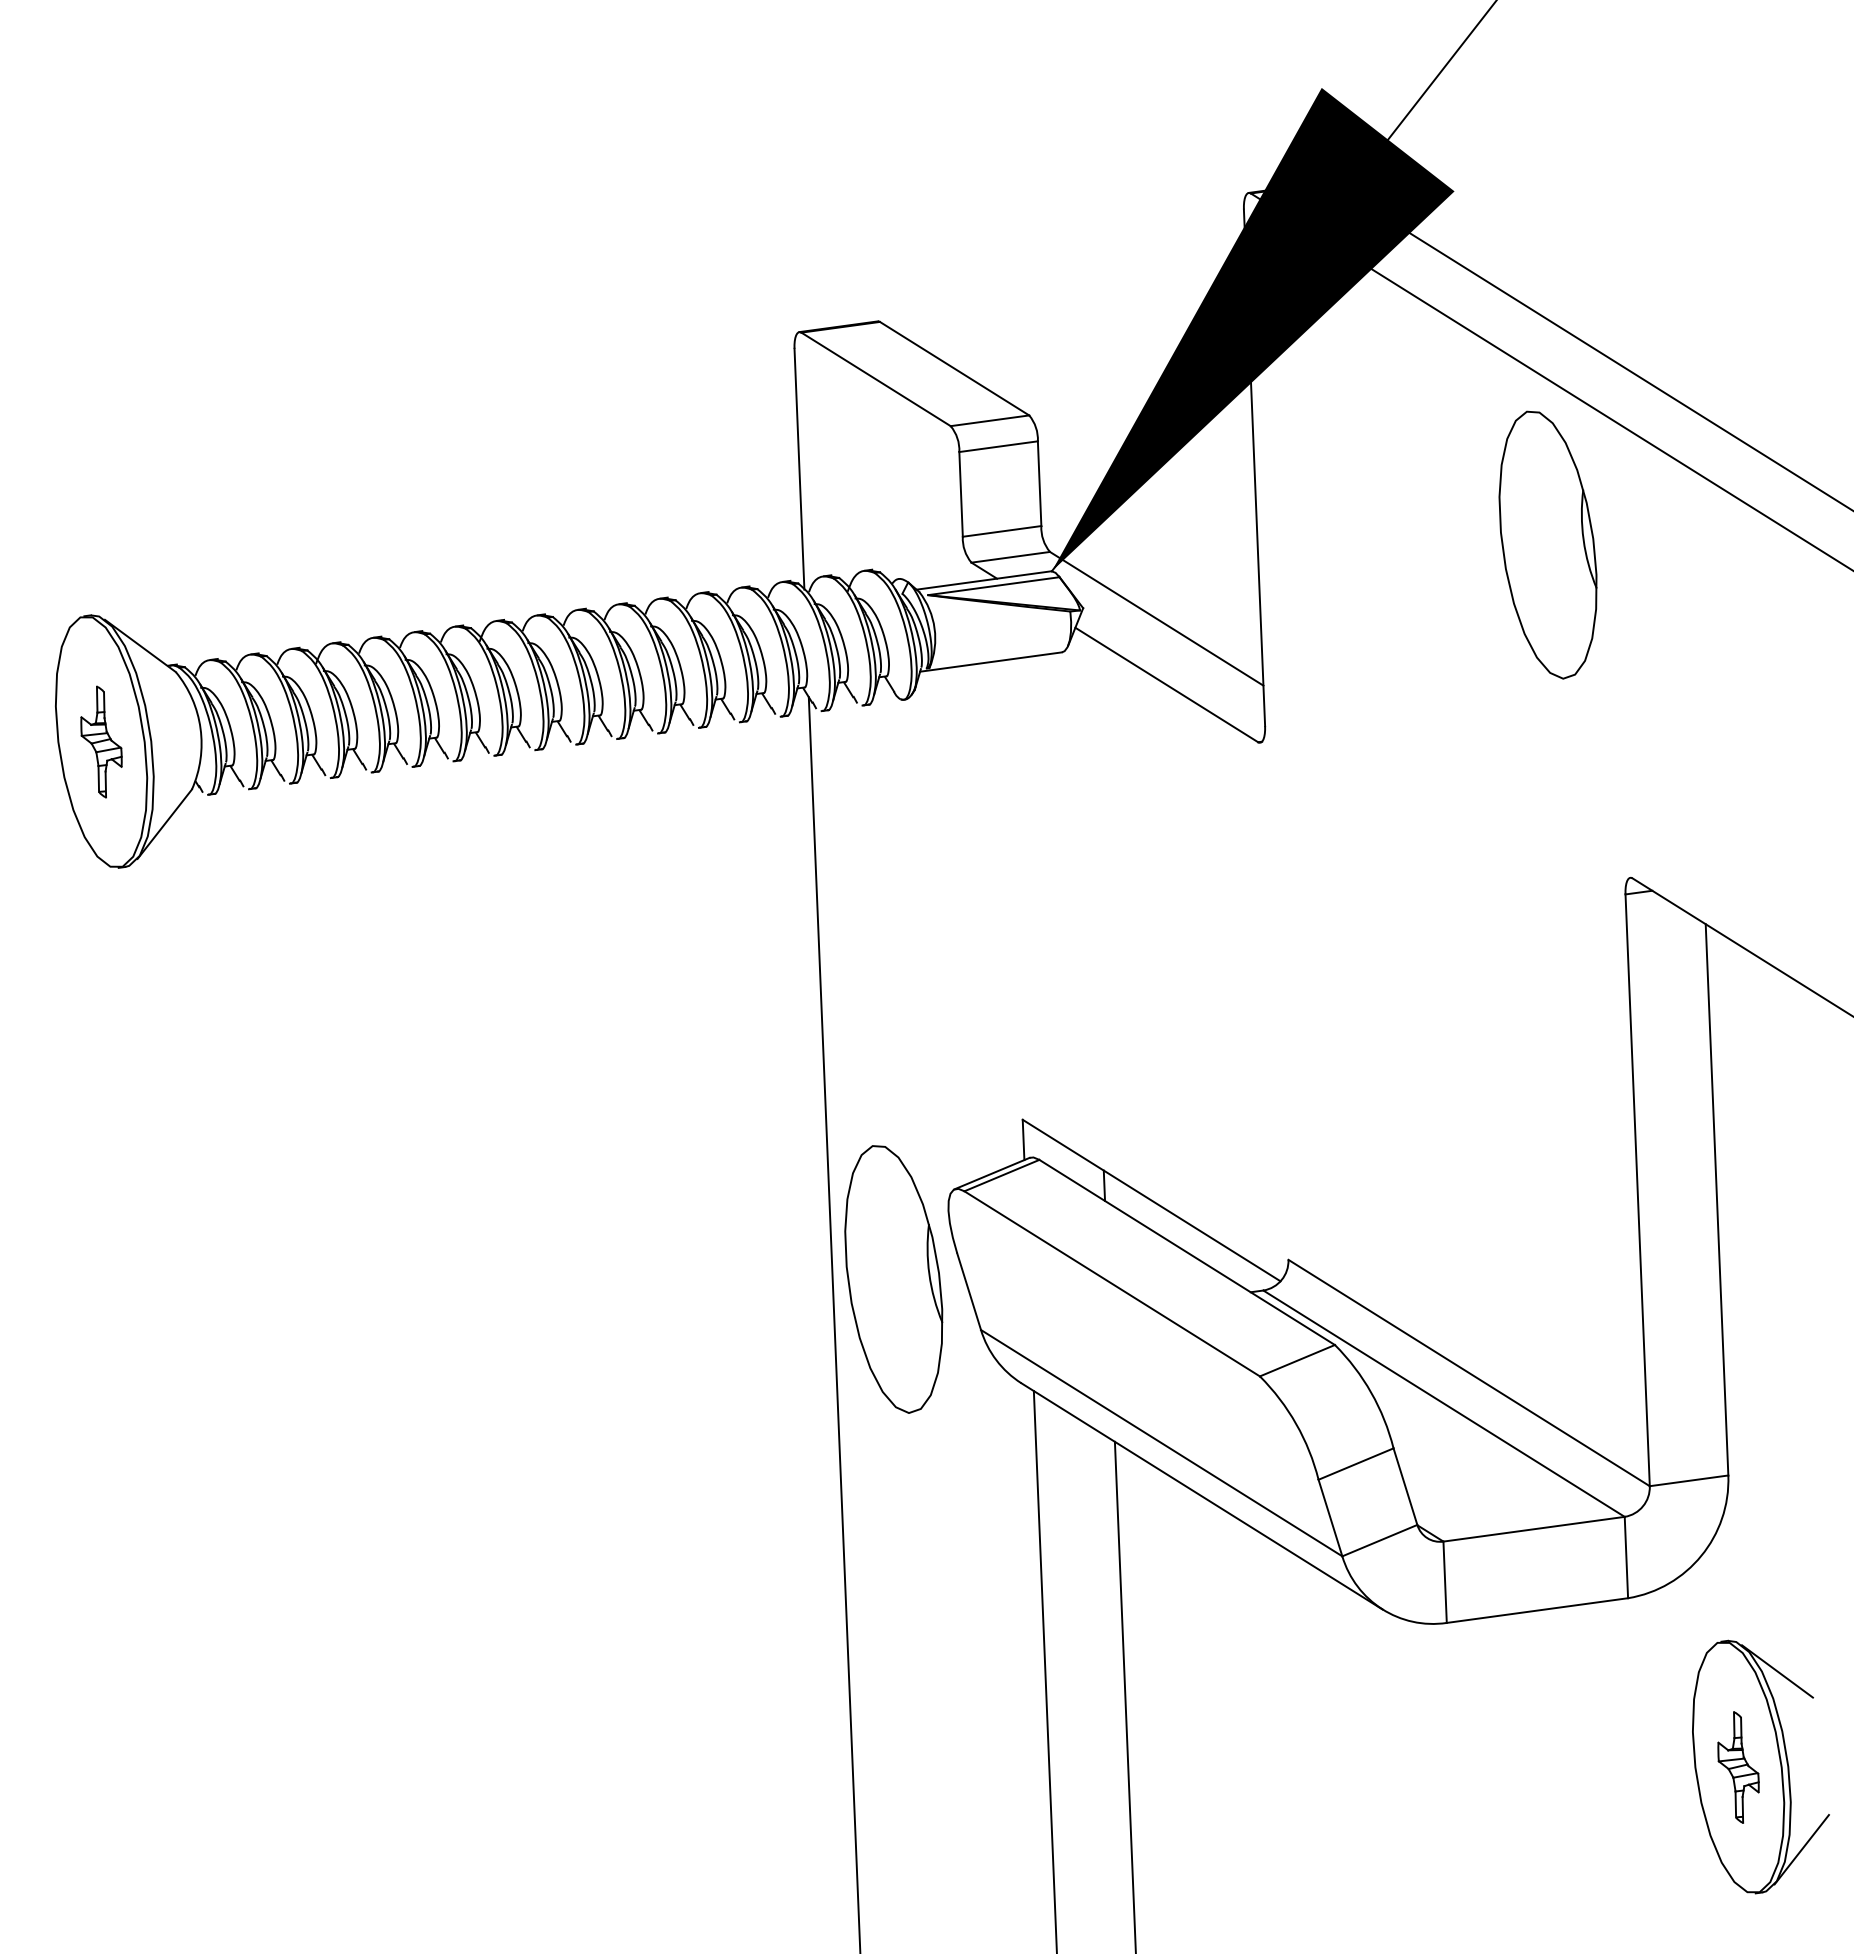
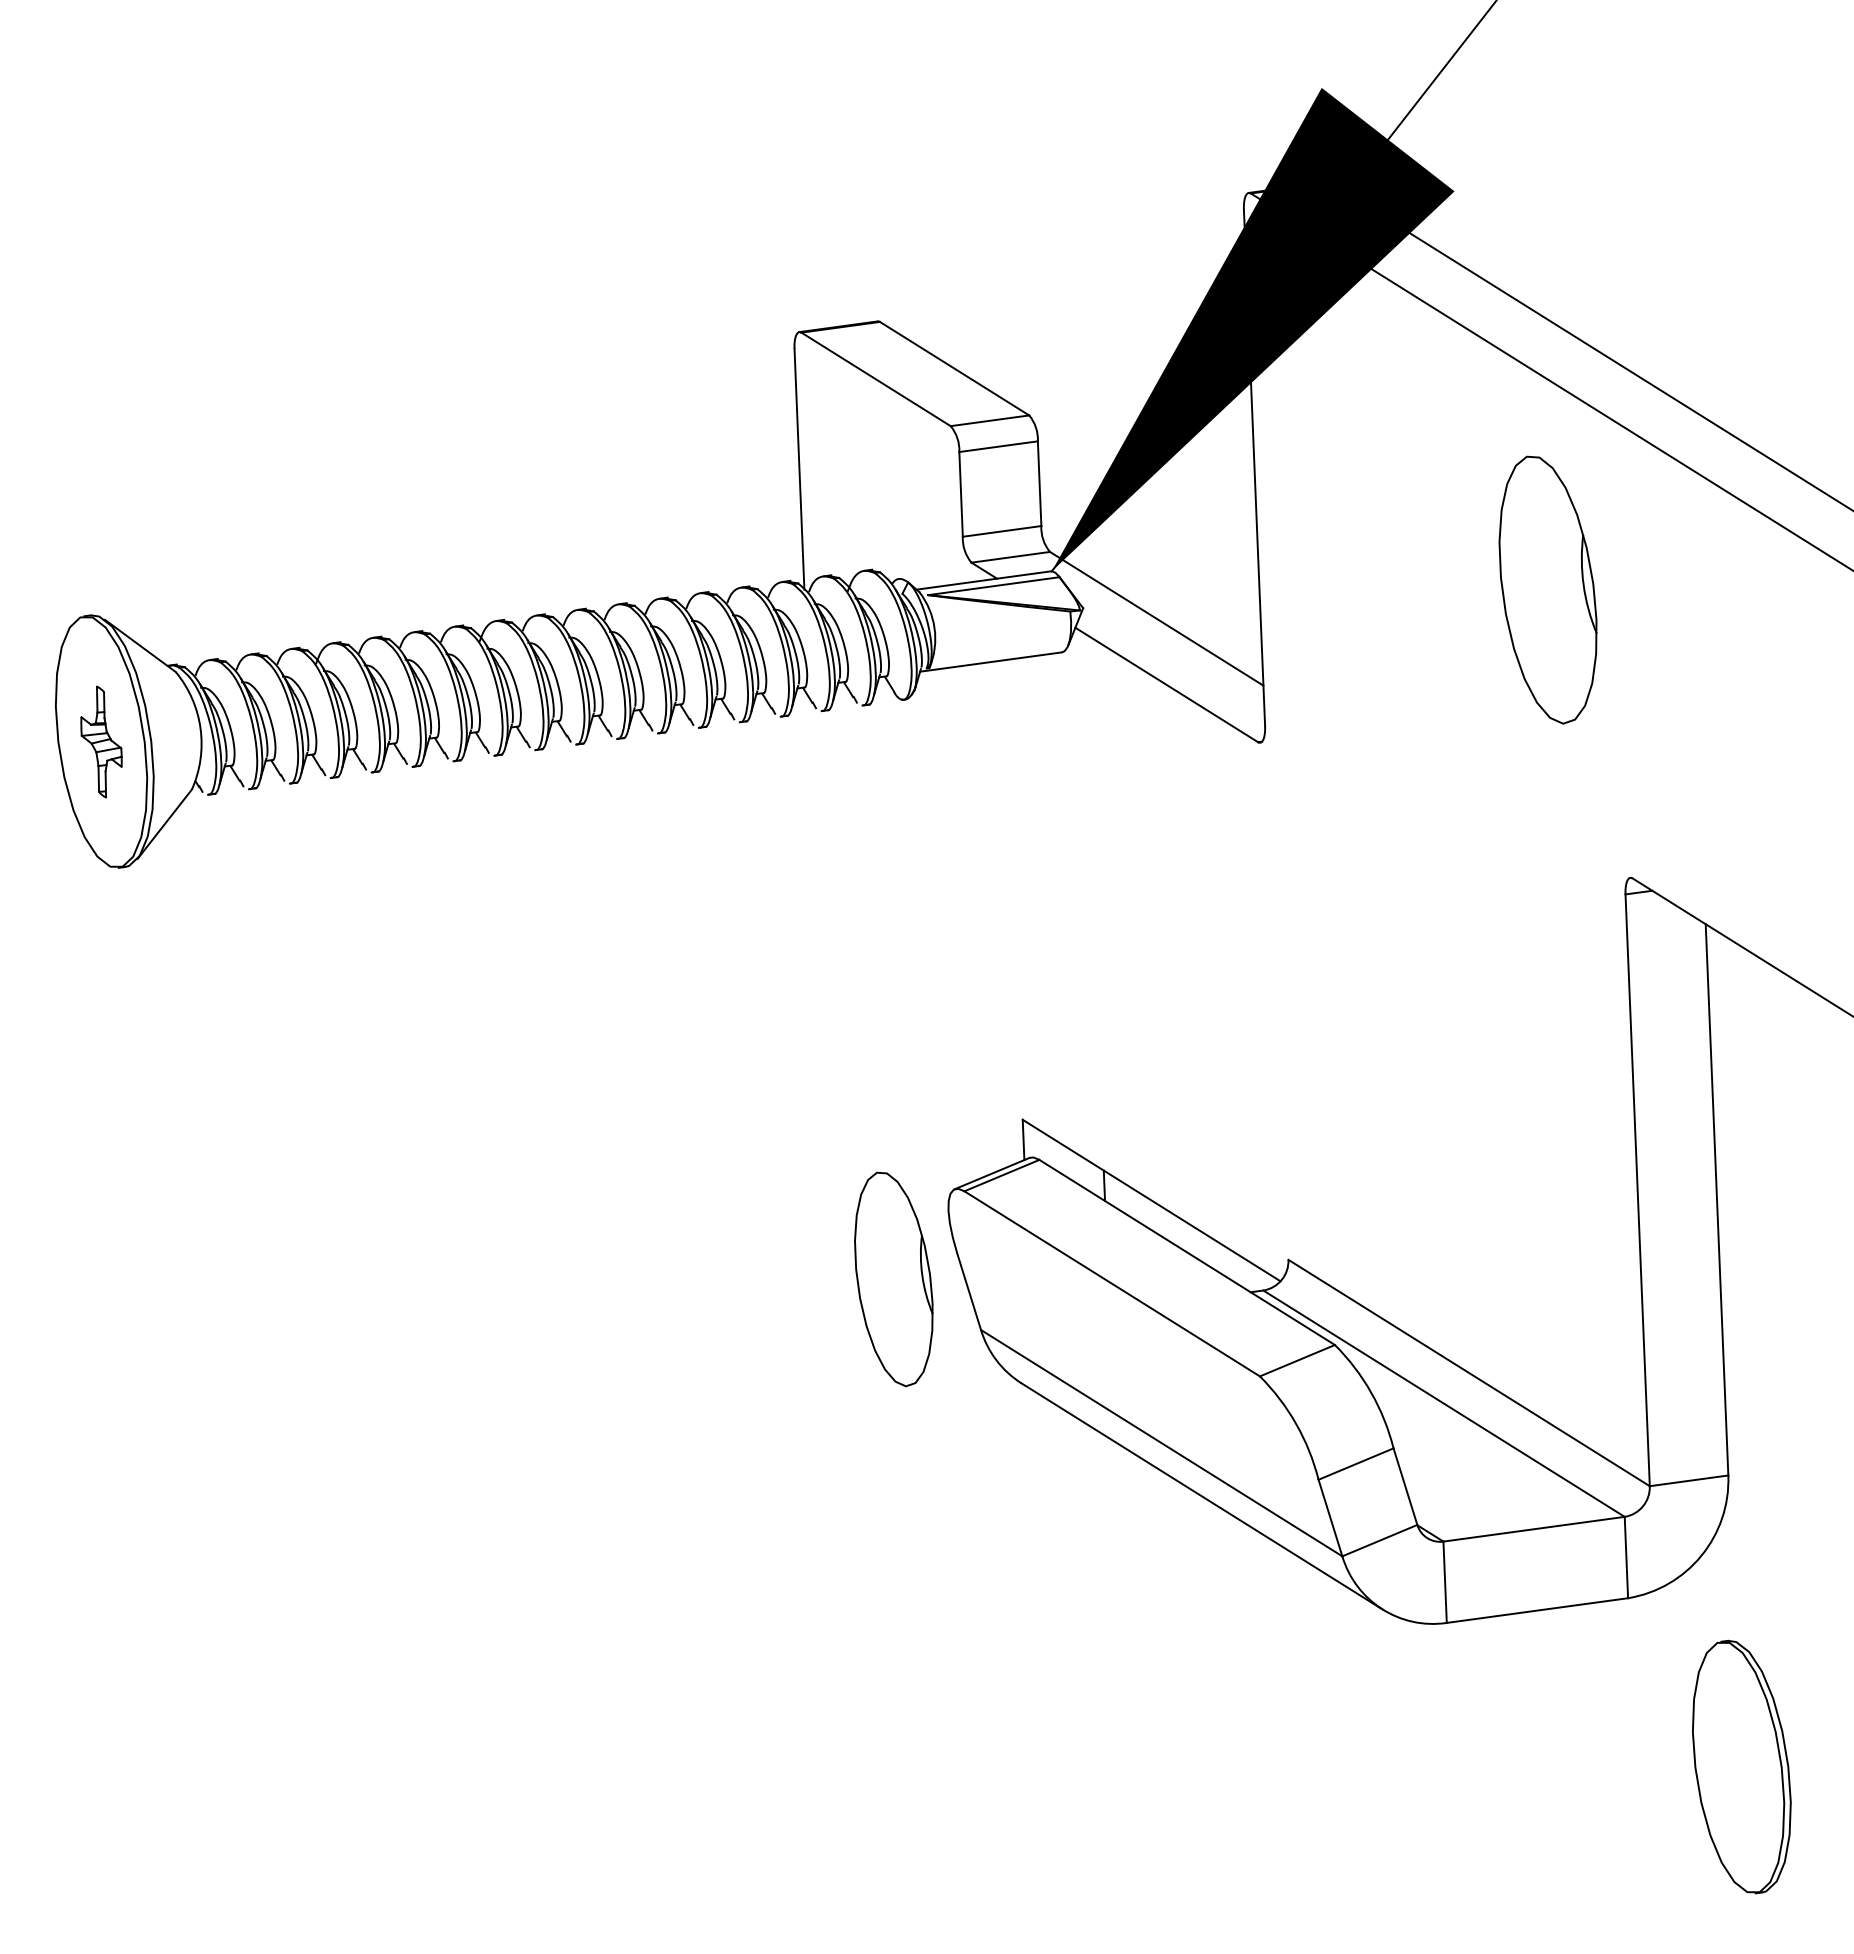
part position: (1547, 544) -> (1547, 589) (1547, 589)
part size: 100x269 px -> 80x217 px (893, 1279)
line: present -> none (834, 1323)
line: present -> none (1044, 1670)
line: present -> none (1777, 1671)
line: present -> none (1124, 1695)
part: present -> none (1738, 1767)
line: present -> none (1801, 1849)
